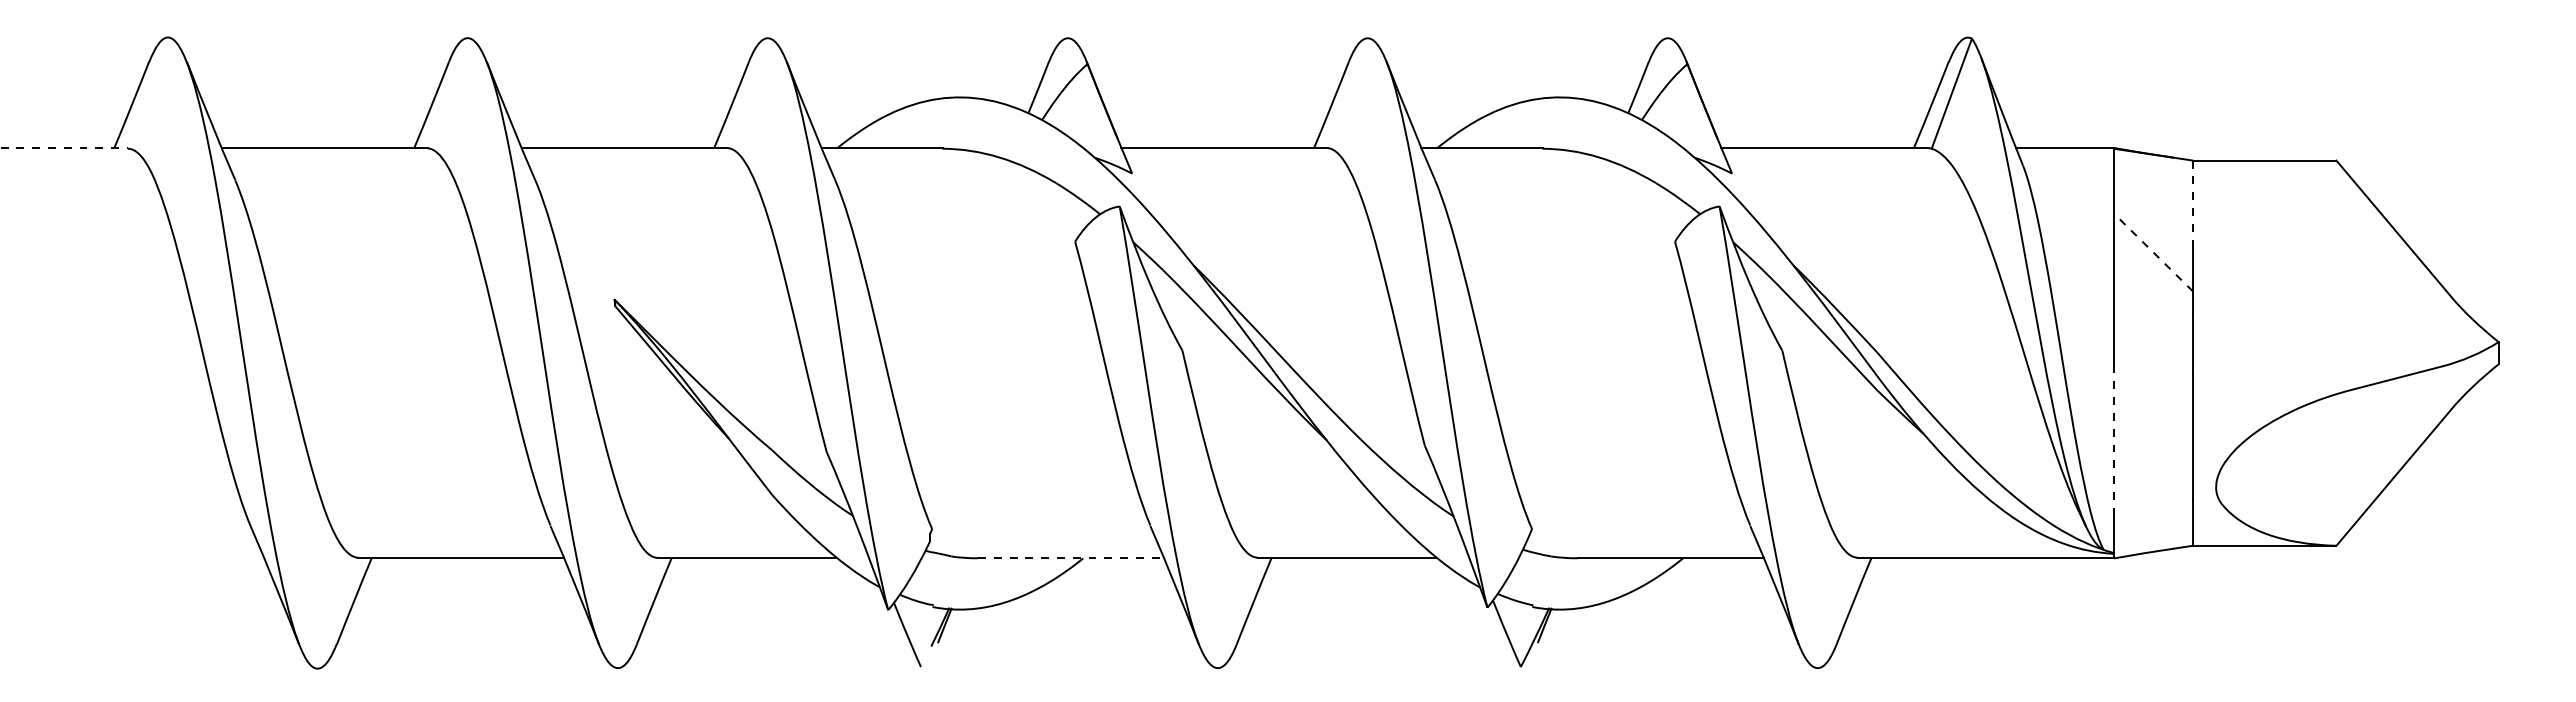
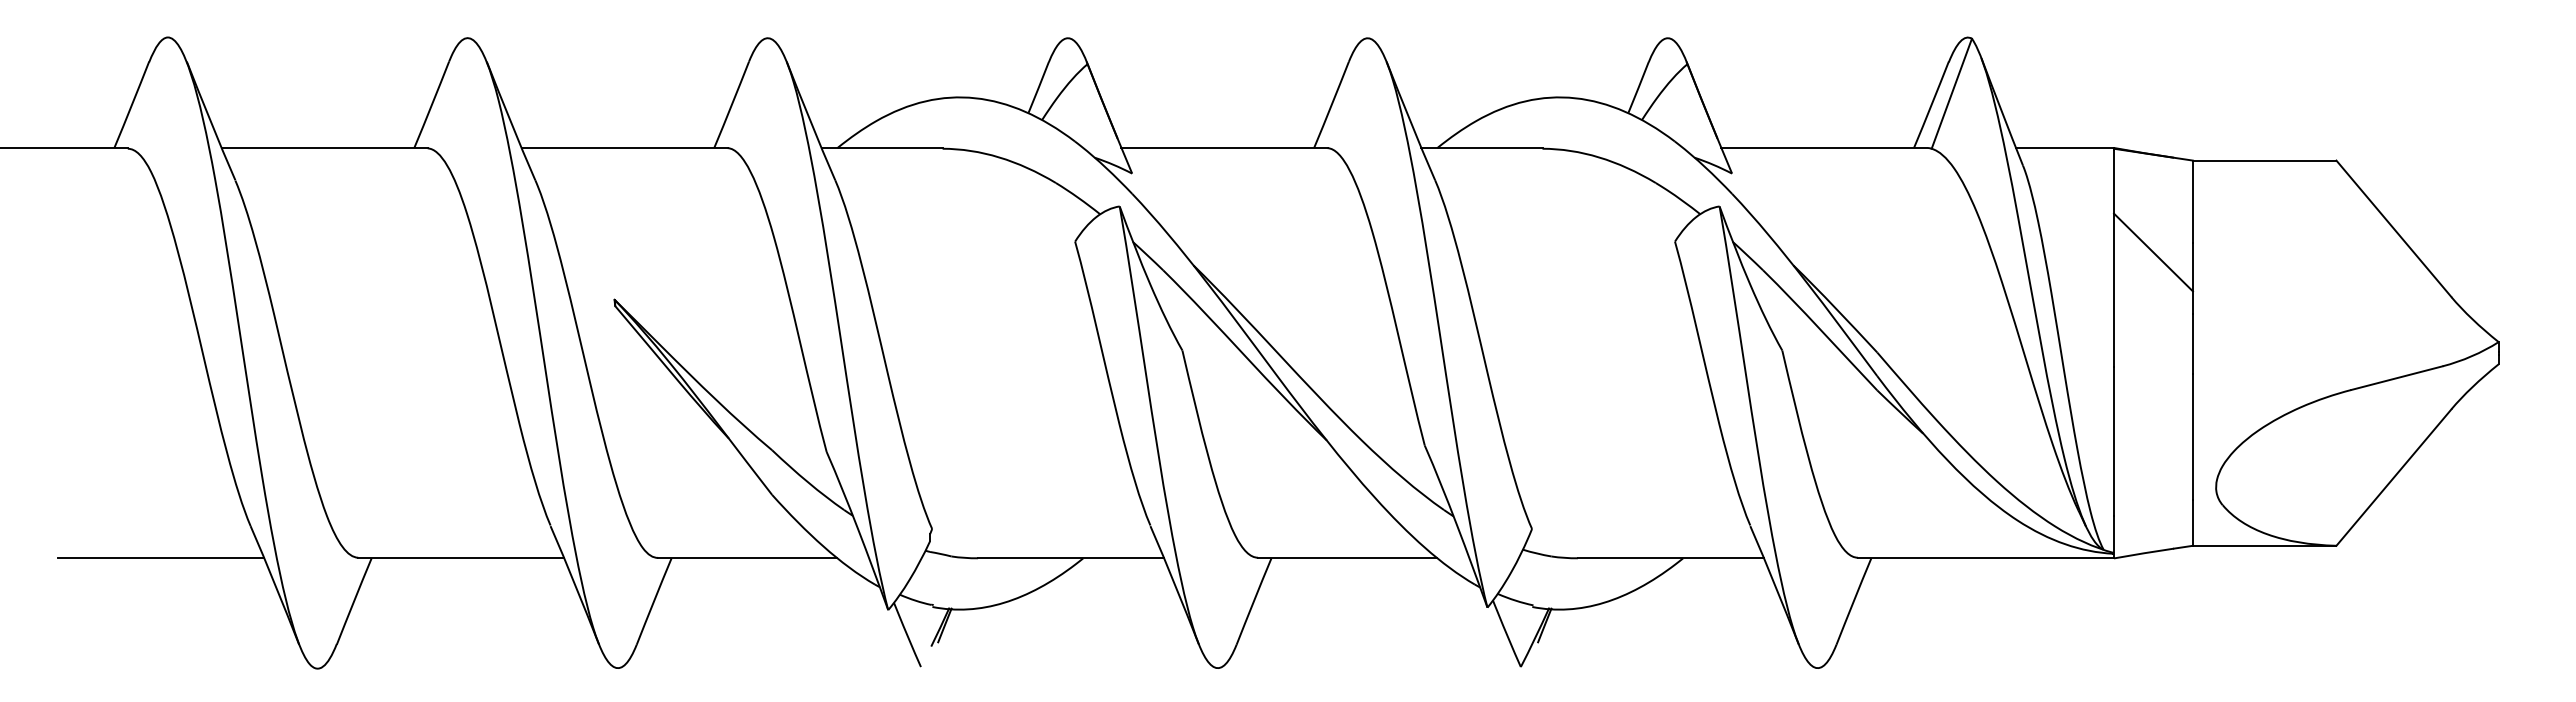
line: dashed -> solid (64, 147)
line: dashed -> solid (2192, 202)
line: dashed -> solid (2153, 252)
line: dashed -> solid (2114, 440)
line: none -> present (161, 558)
line: dashed -> solid (1071, 558)
